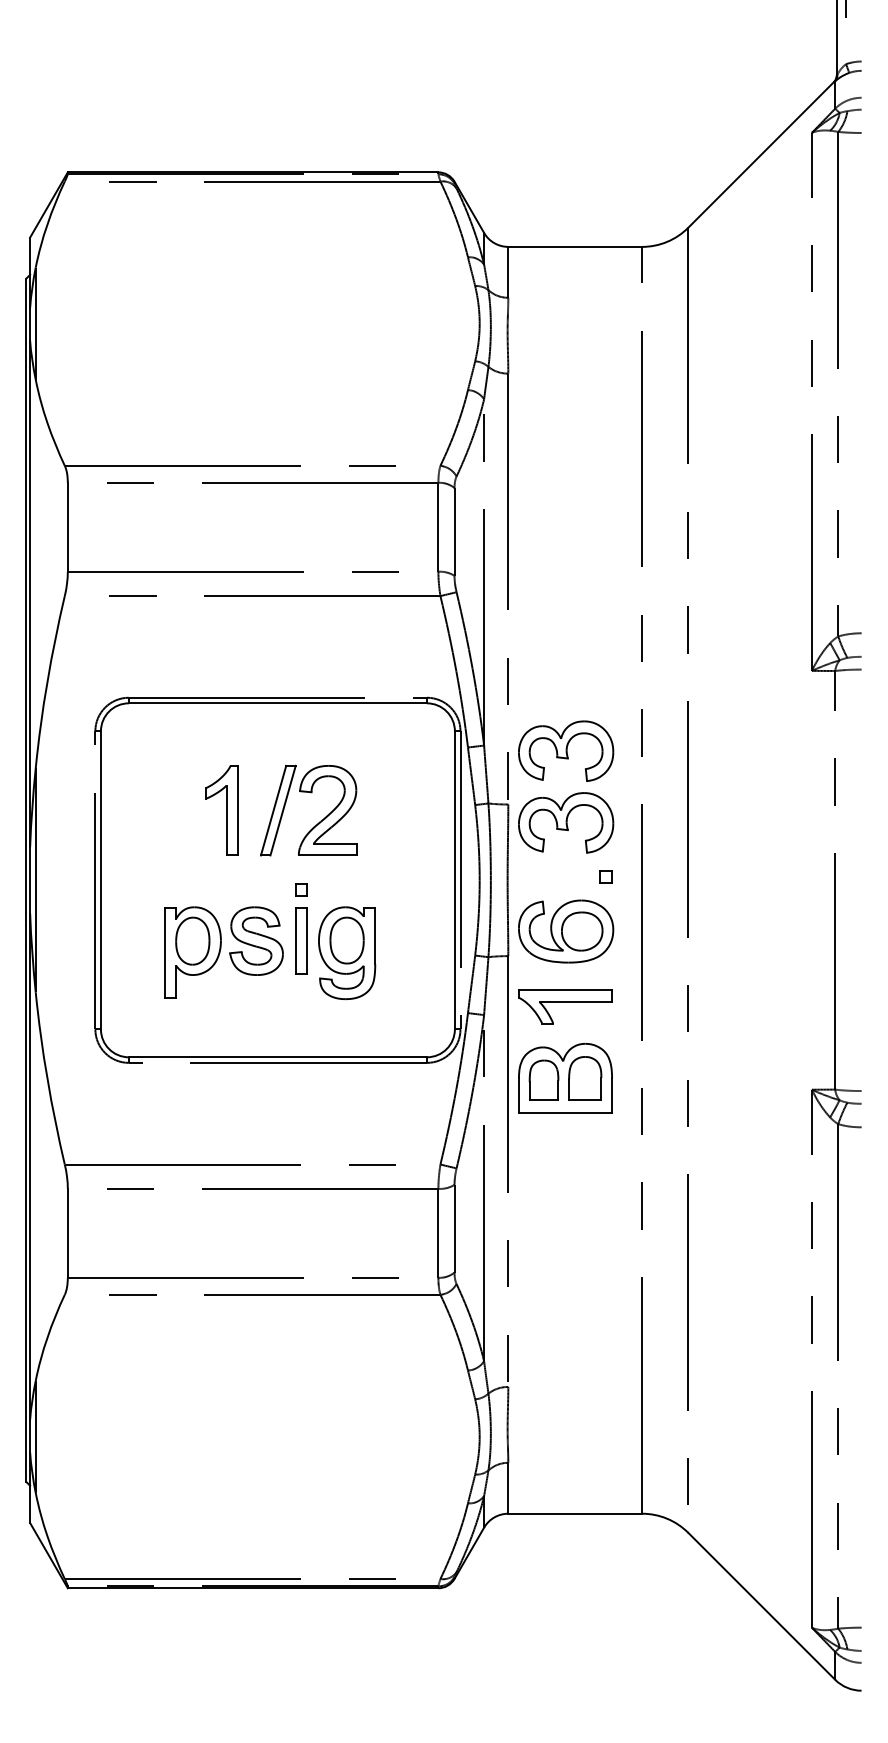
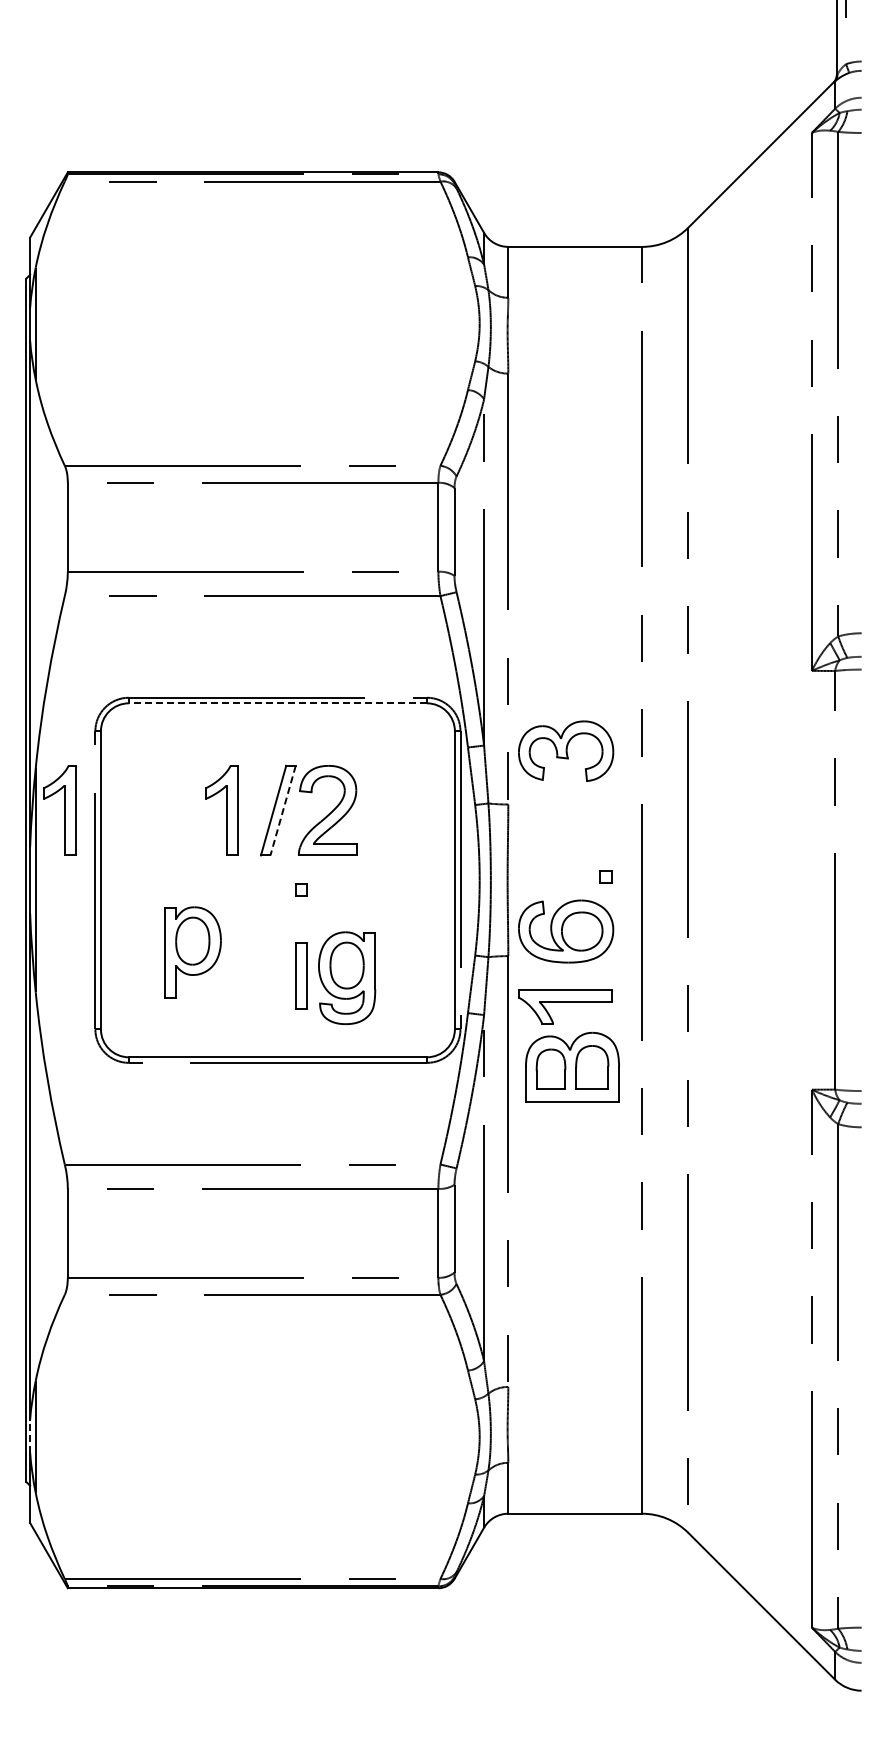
line: solid -> dashed (277, 703)
part: none -> present (59, 810)
line: solid -> dashed (283, 810)
part: present -> none (566, 822)
part: present -> none (256, 940)
part position: (301, 940) -> (301, 975) (301, 975)
part position: (347, 953) -> (347, 978) (347, 978)
part position: (565, 1077) -> (572, 1066) (572, 1066)
line: solid -> dashed (30, 1436)
